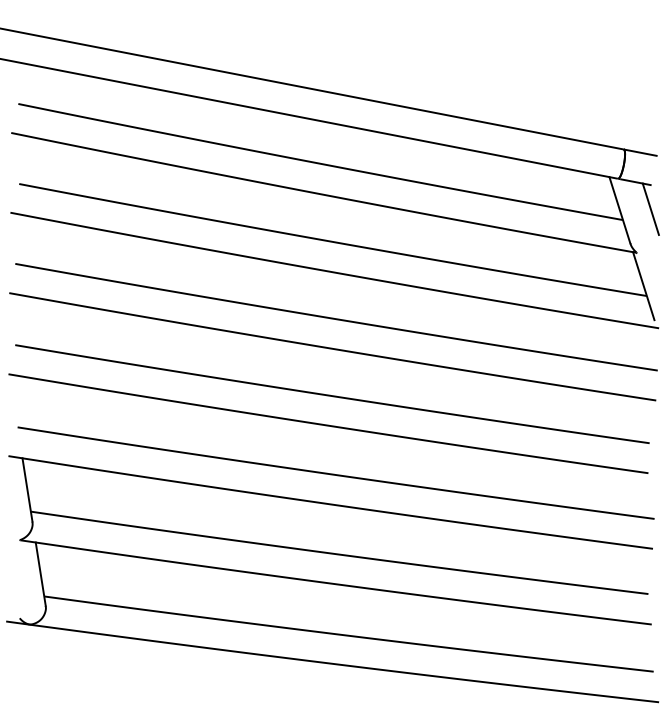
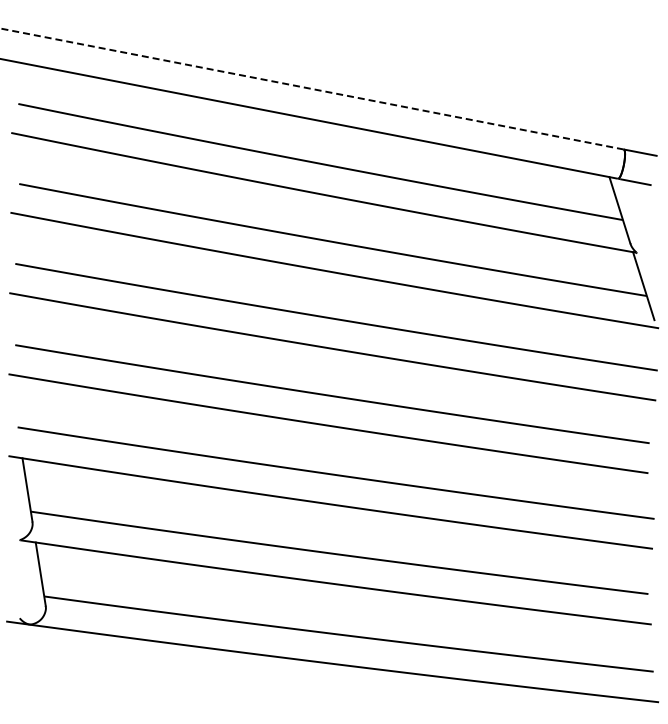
line: solid -> dashed (311, 88)
line: present -> none (650, 208)
